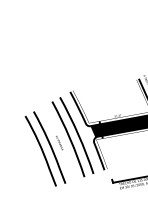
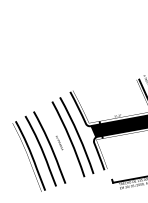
part: none -> present (28, 156)
